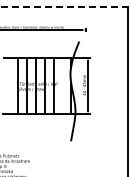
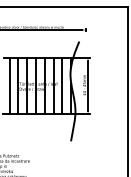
line: dashed -> solid (64, 6)
line: none -> present (9, 85)
line: none -> present (62, 85)
